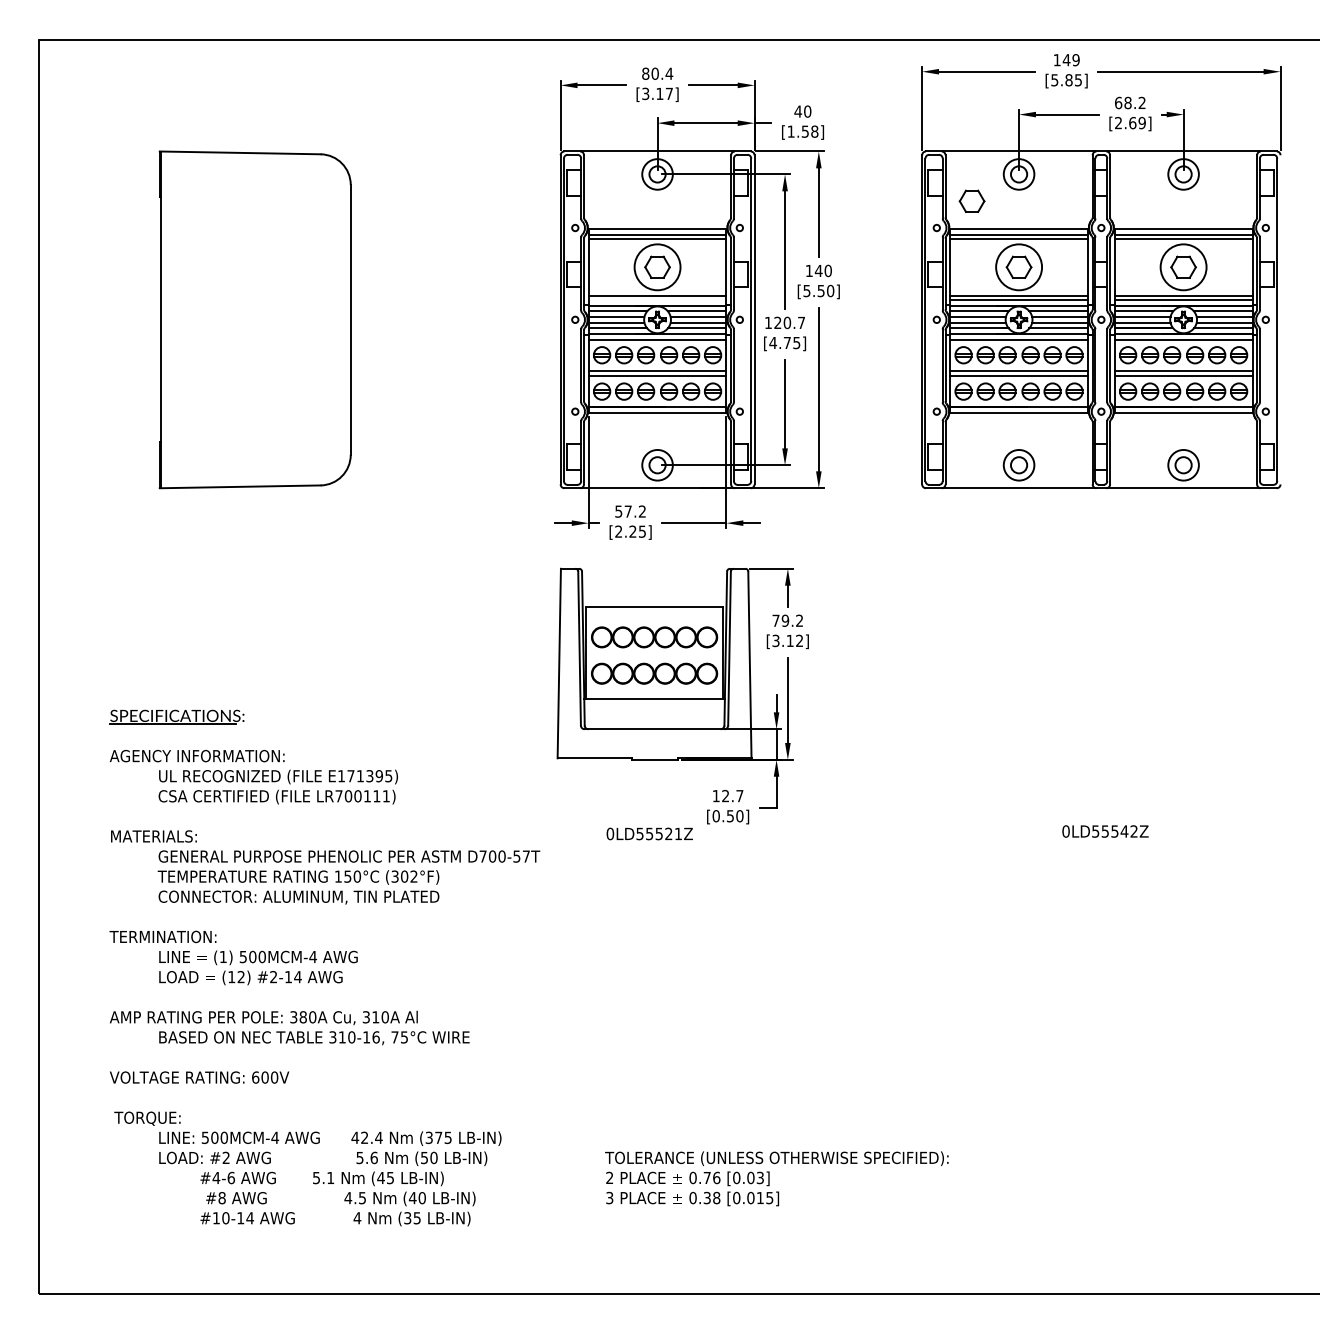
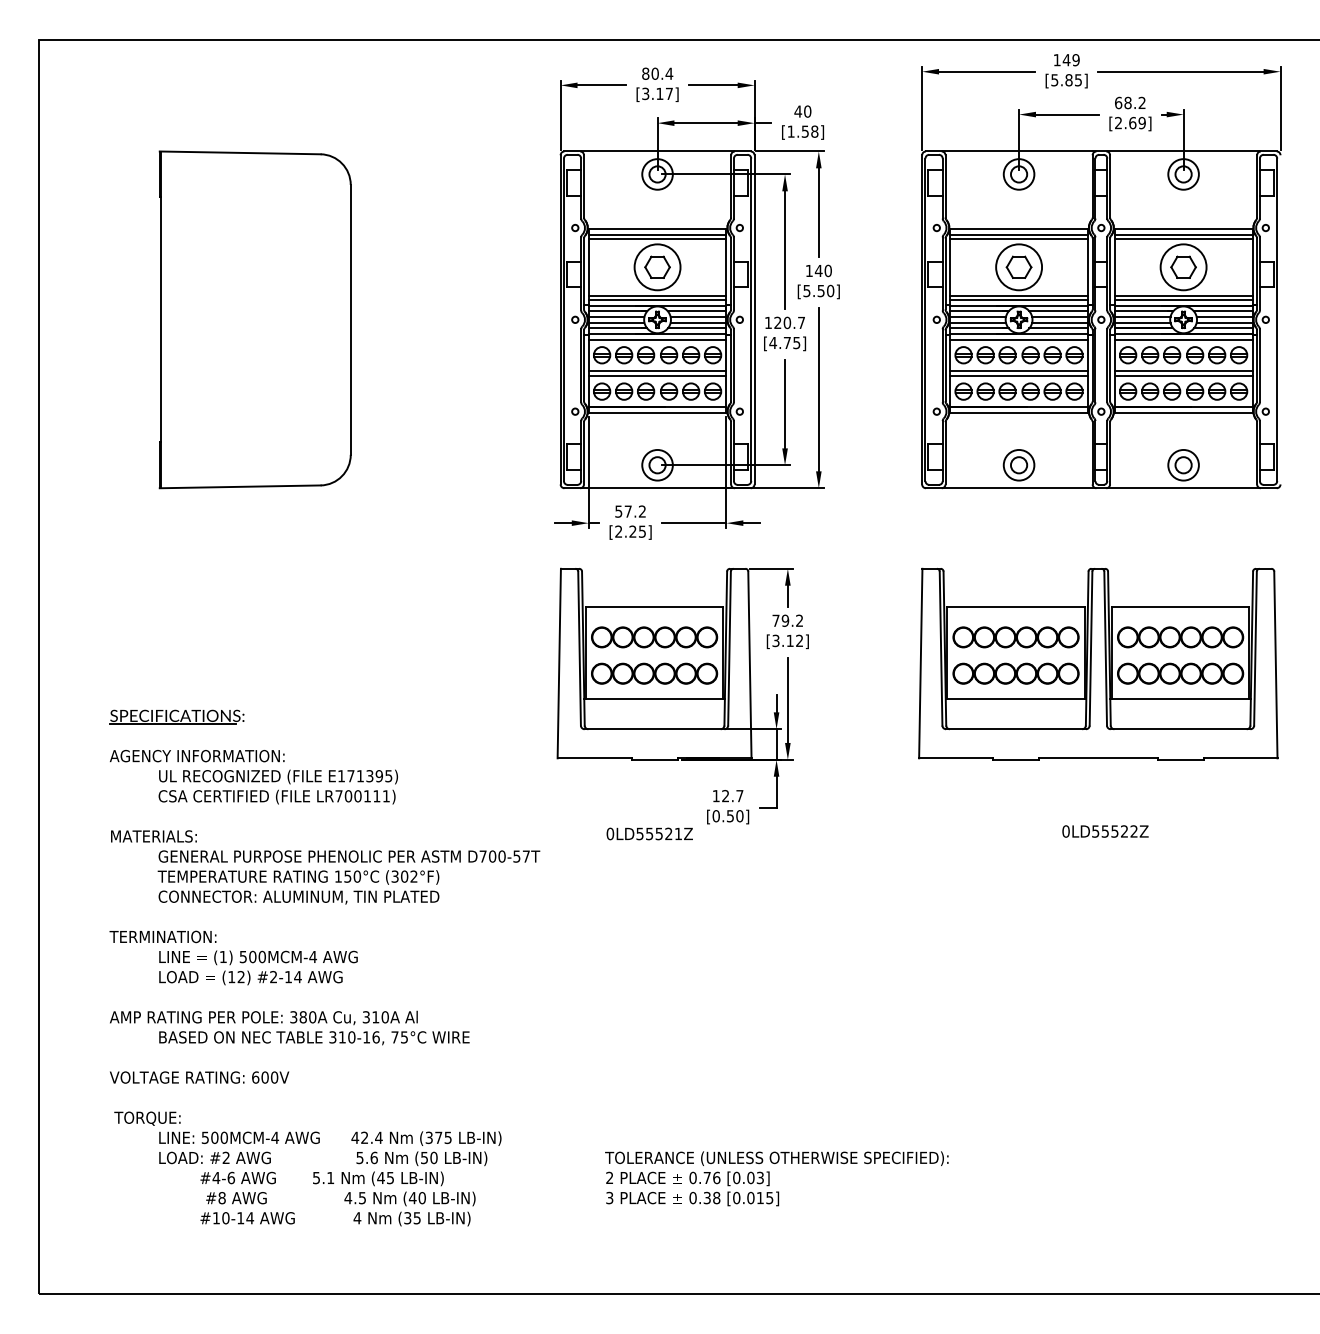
part: present -> none (971, 200)
line: none -> present (657, 299)
part: none -> present (1098, 663)
text: 0LD55542Z -> 0LD55522Z (1124, 831)
